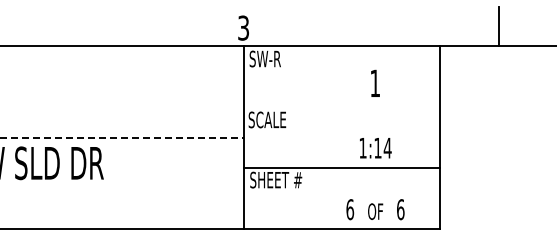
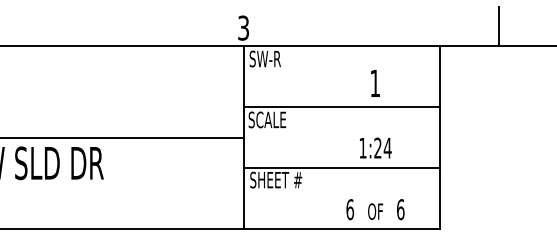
line: none -> present (341, 107)
line: dashed -> solid (122, 137)
text: 1:14 -> 1:24 (377, 147)
